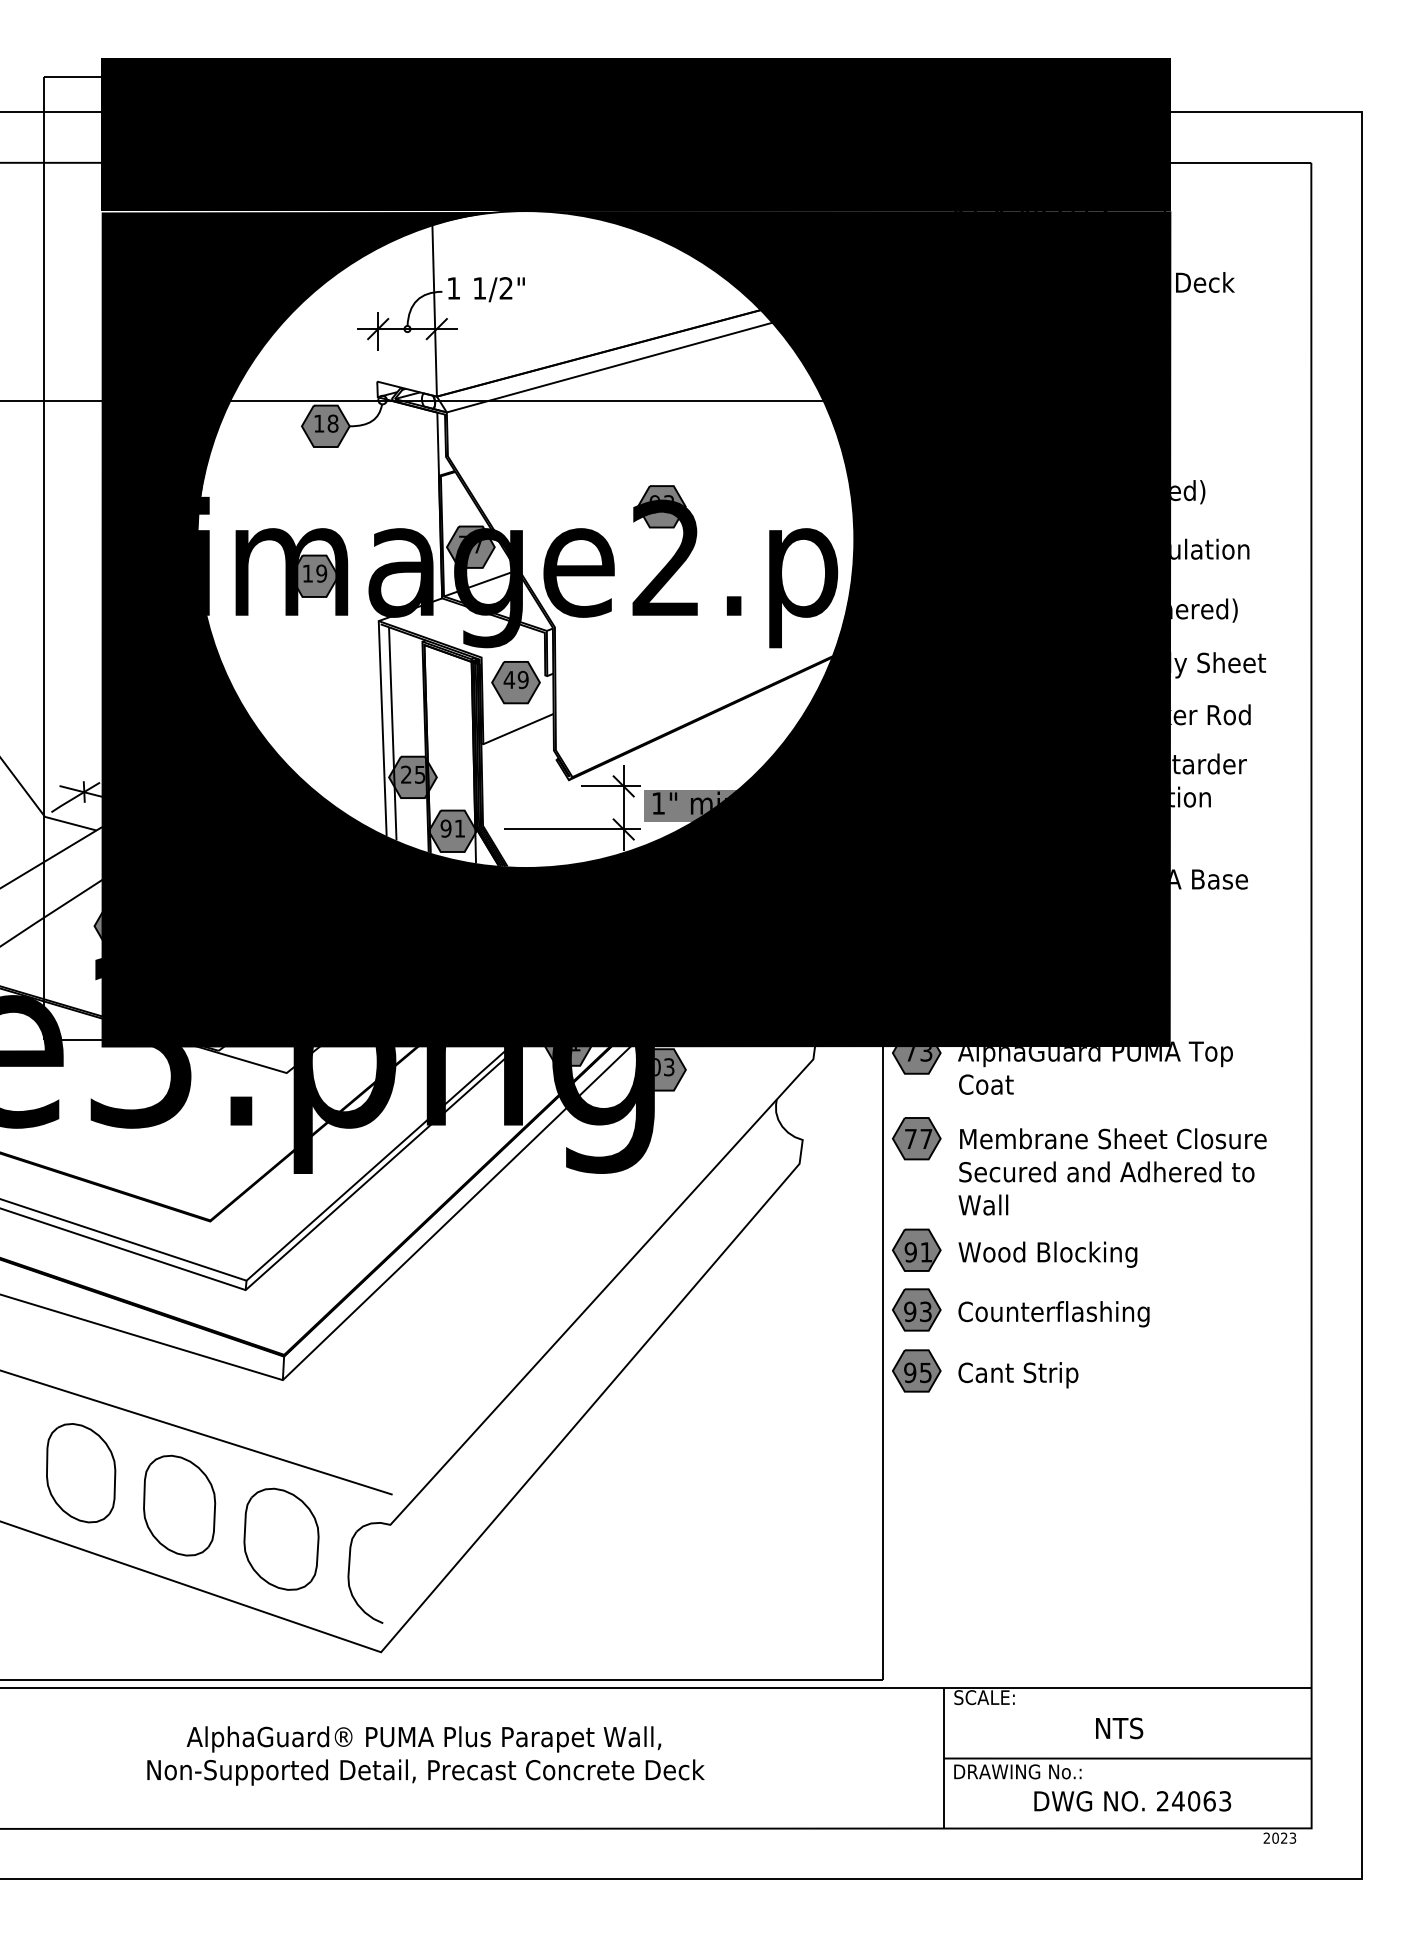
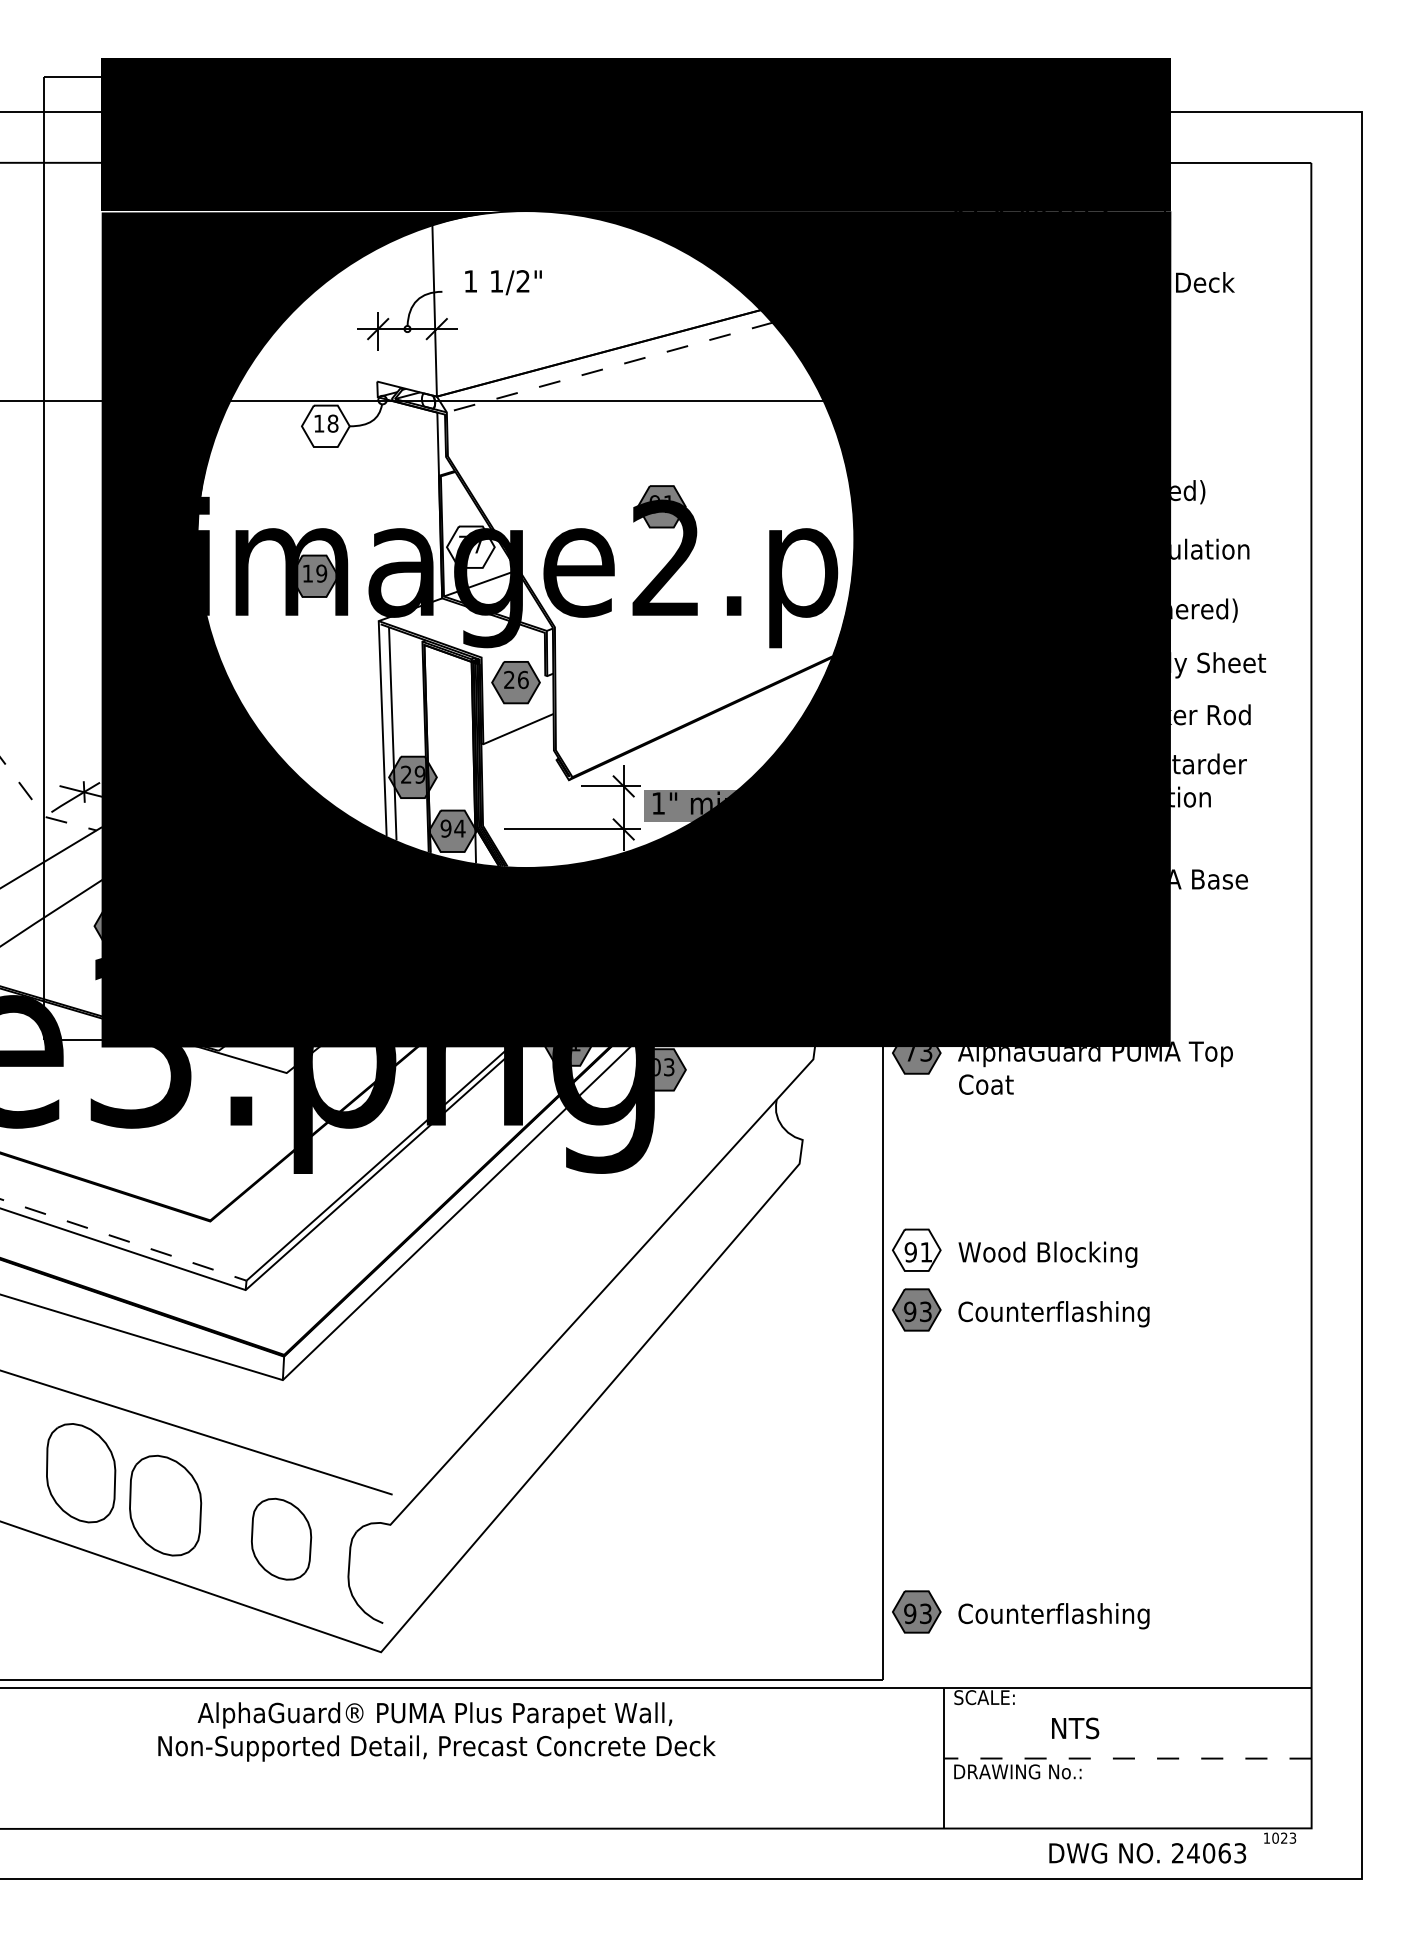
text position: (486, 289) -> (503, 282) (503, 282)
line: solid -> dashed (601, 369)
fill: present -> none (325, 426)
text: 93 -> 91 (668, 504)
fill: present -> none (470, 546)
text: 49 -> 26 (515, 679)
text: 25 -> 29 (419, 774)
line: solid -> dashed (39, 808)
text: 91 -> 94 (459, 828)
part: present -> none (1079, 1166)
line: solid -> dashed (128, 1241)
fill: present -> none (916, 1249)
part: present -> none (985, 1370)
part position: (179, 1505) -> (165, 1505) (165, 1505)
part size: 77x104 px -> 62x84 px (281, 1538)
part: none -> present (1020, 1611)
text position: (1119, 1728) -> (1075, 1728) (1075, 1728)
text position: (425, 1755) -> (436, 1731) (436, 1731)
line: solid -> dashed (1127, 1758)
text position: (1132, 1801) -> (1147, 1853) (1147, 1853)
text: 2023 -> 1023 (1266, 1837)
